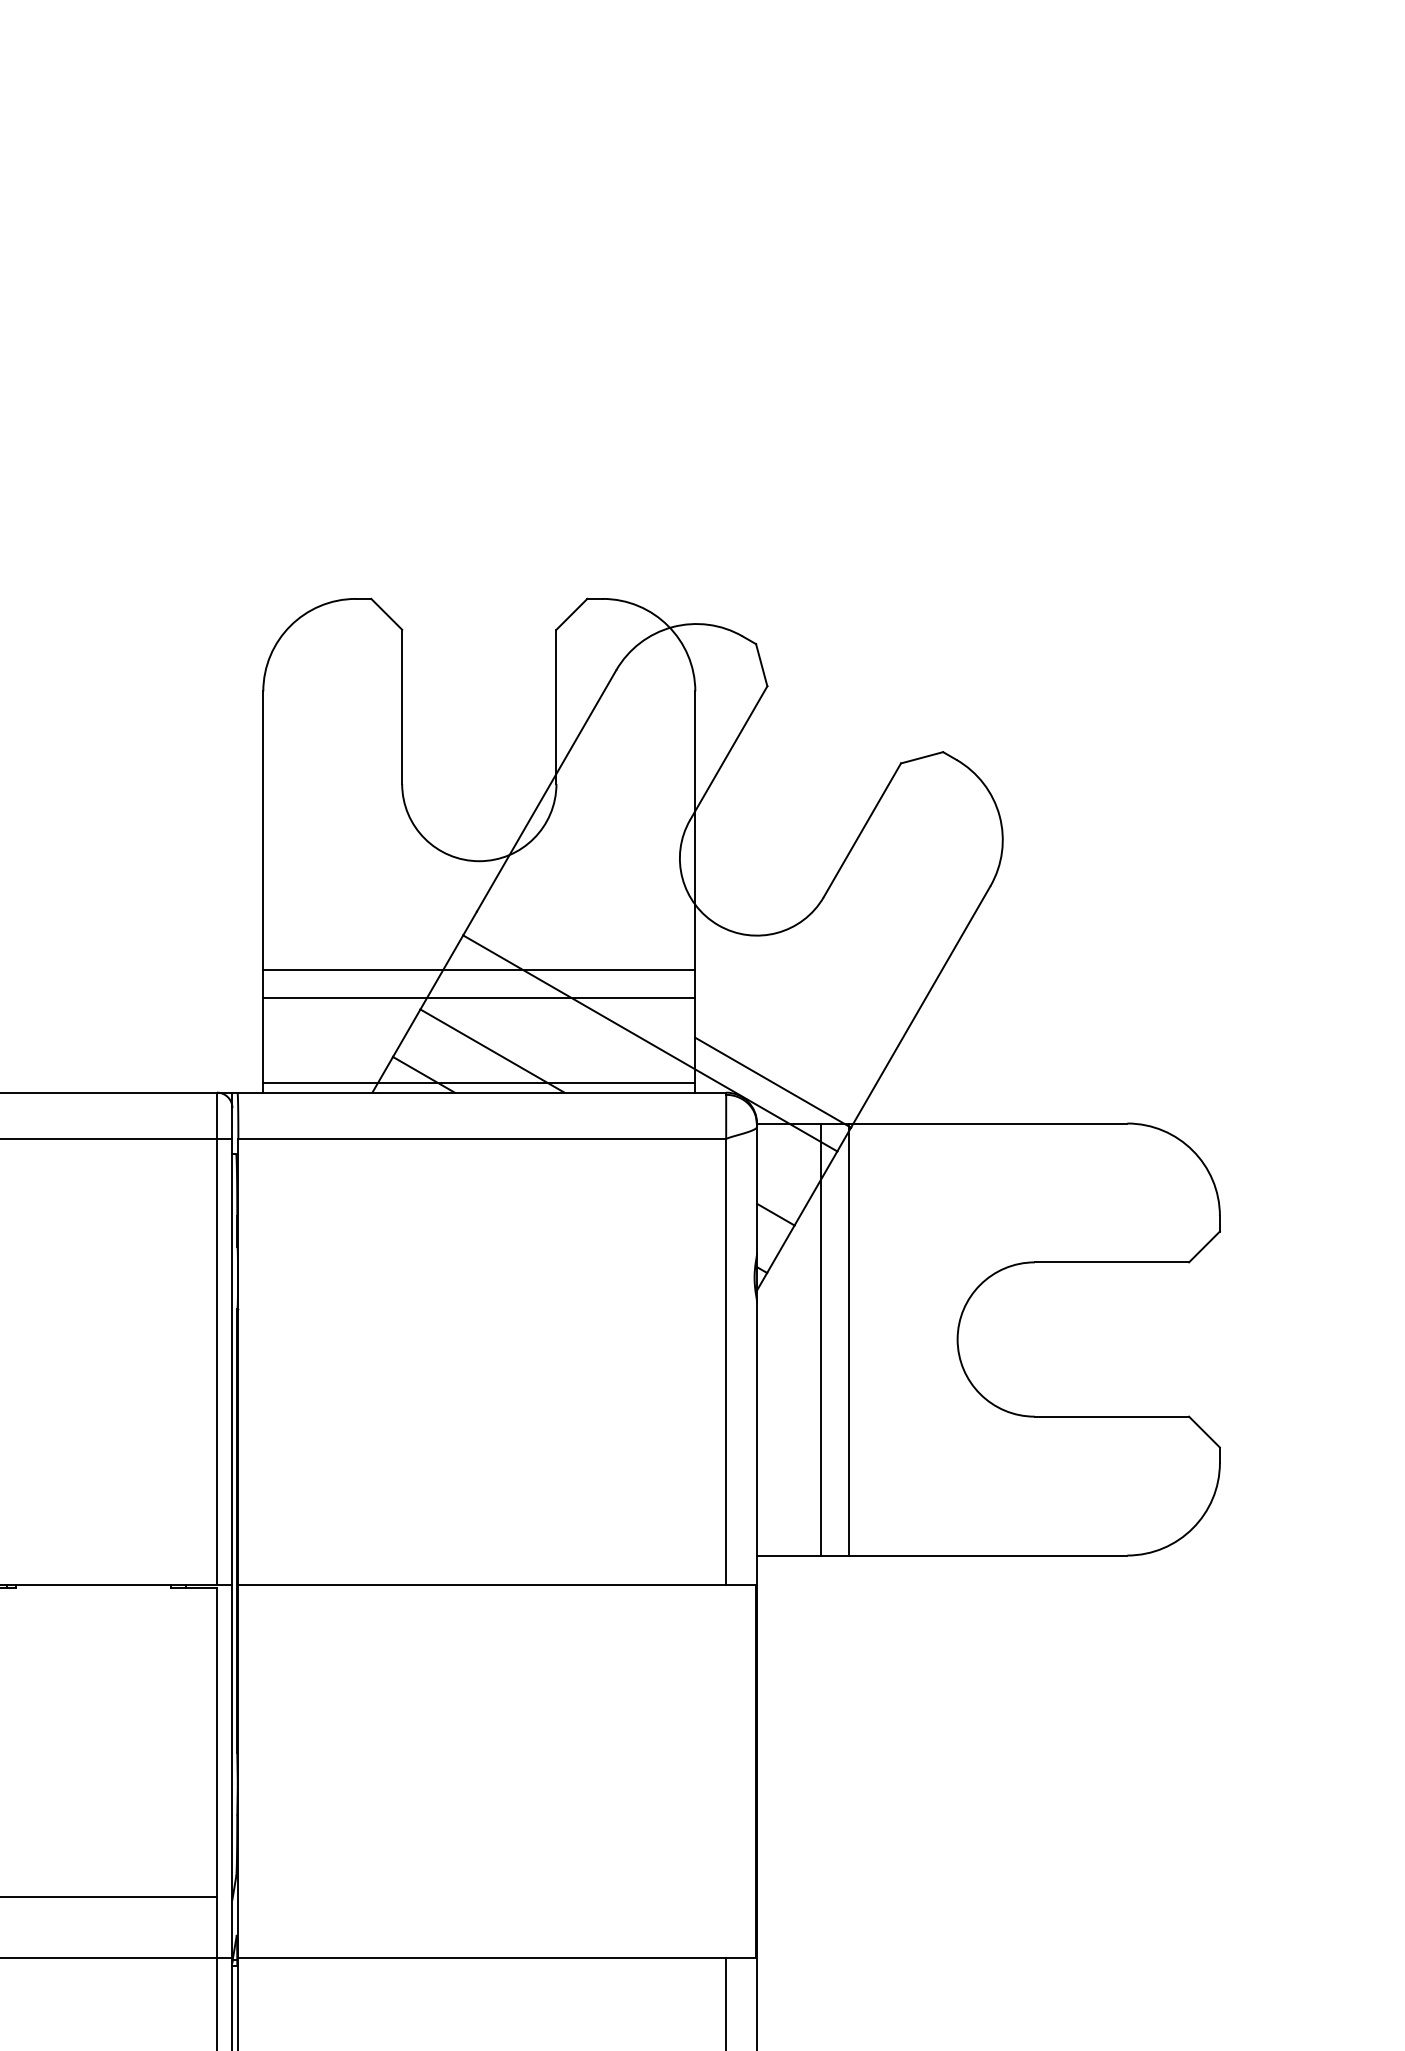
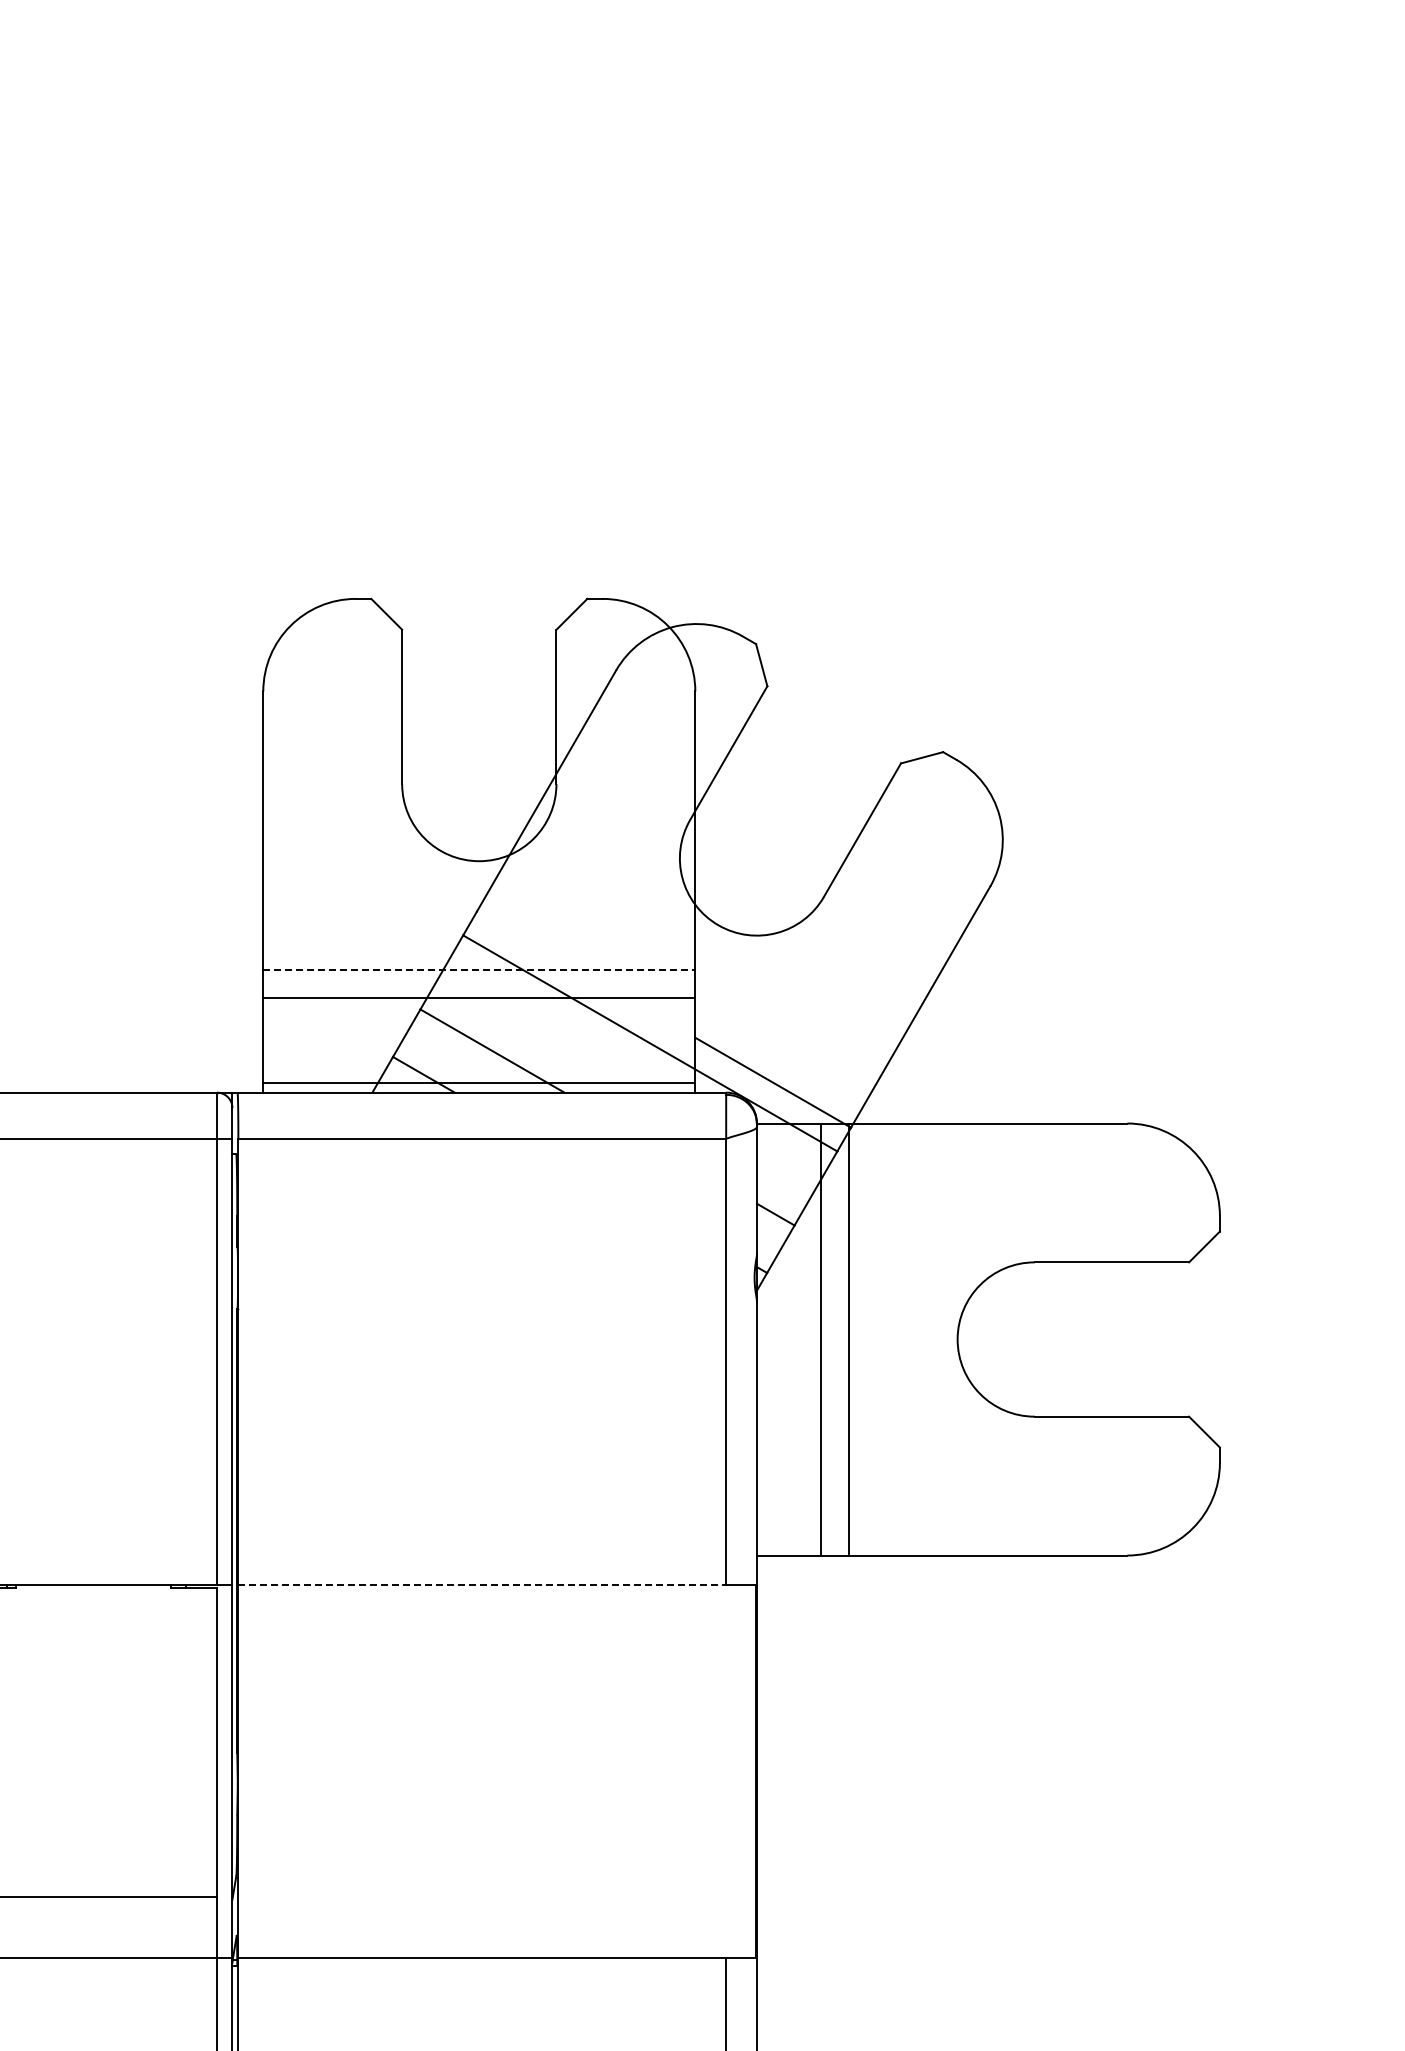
line: solid -> dashed (479, 970)
line: solid -> dashed (482, 1584)
